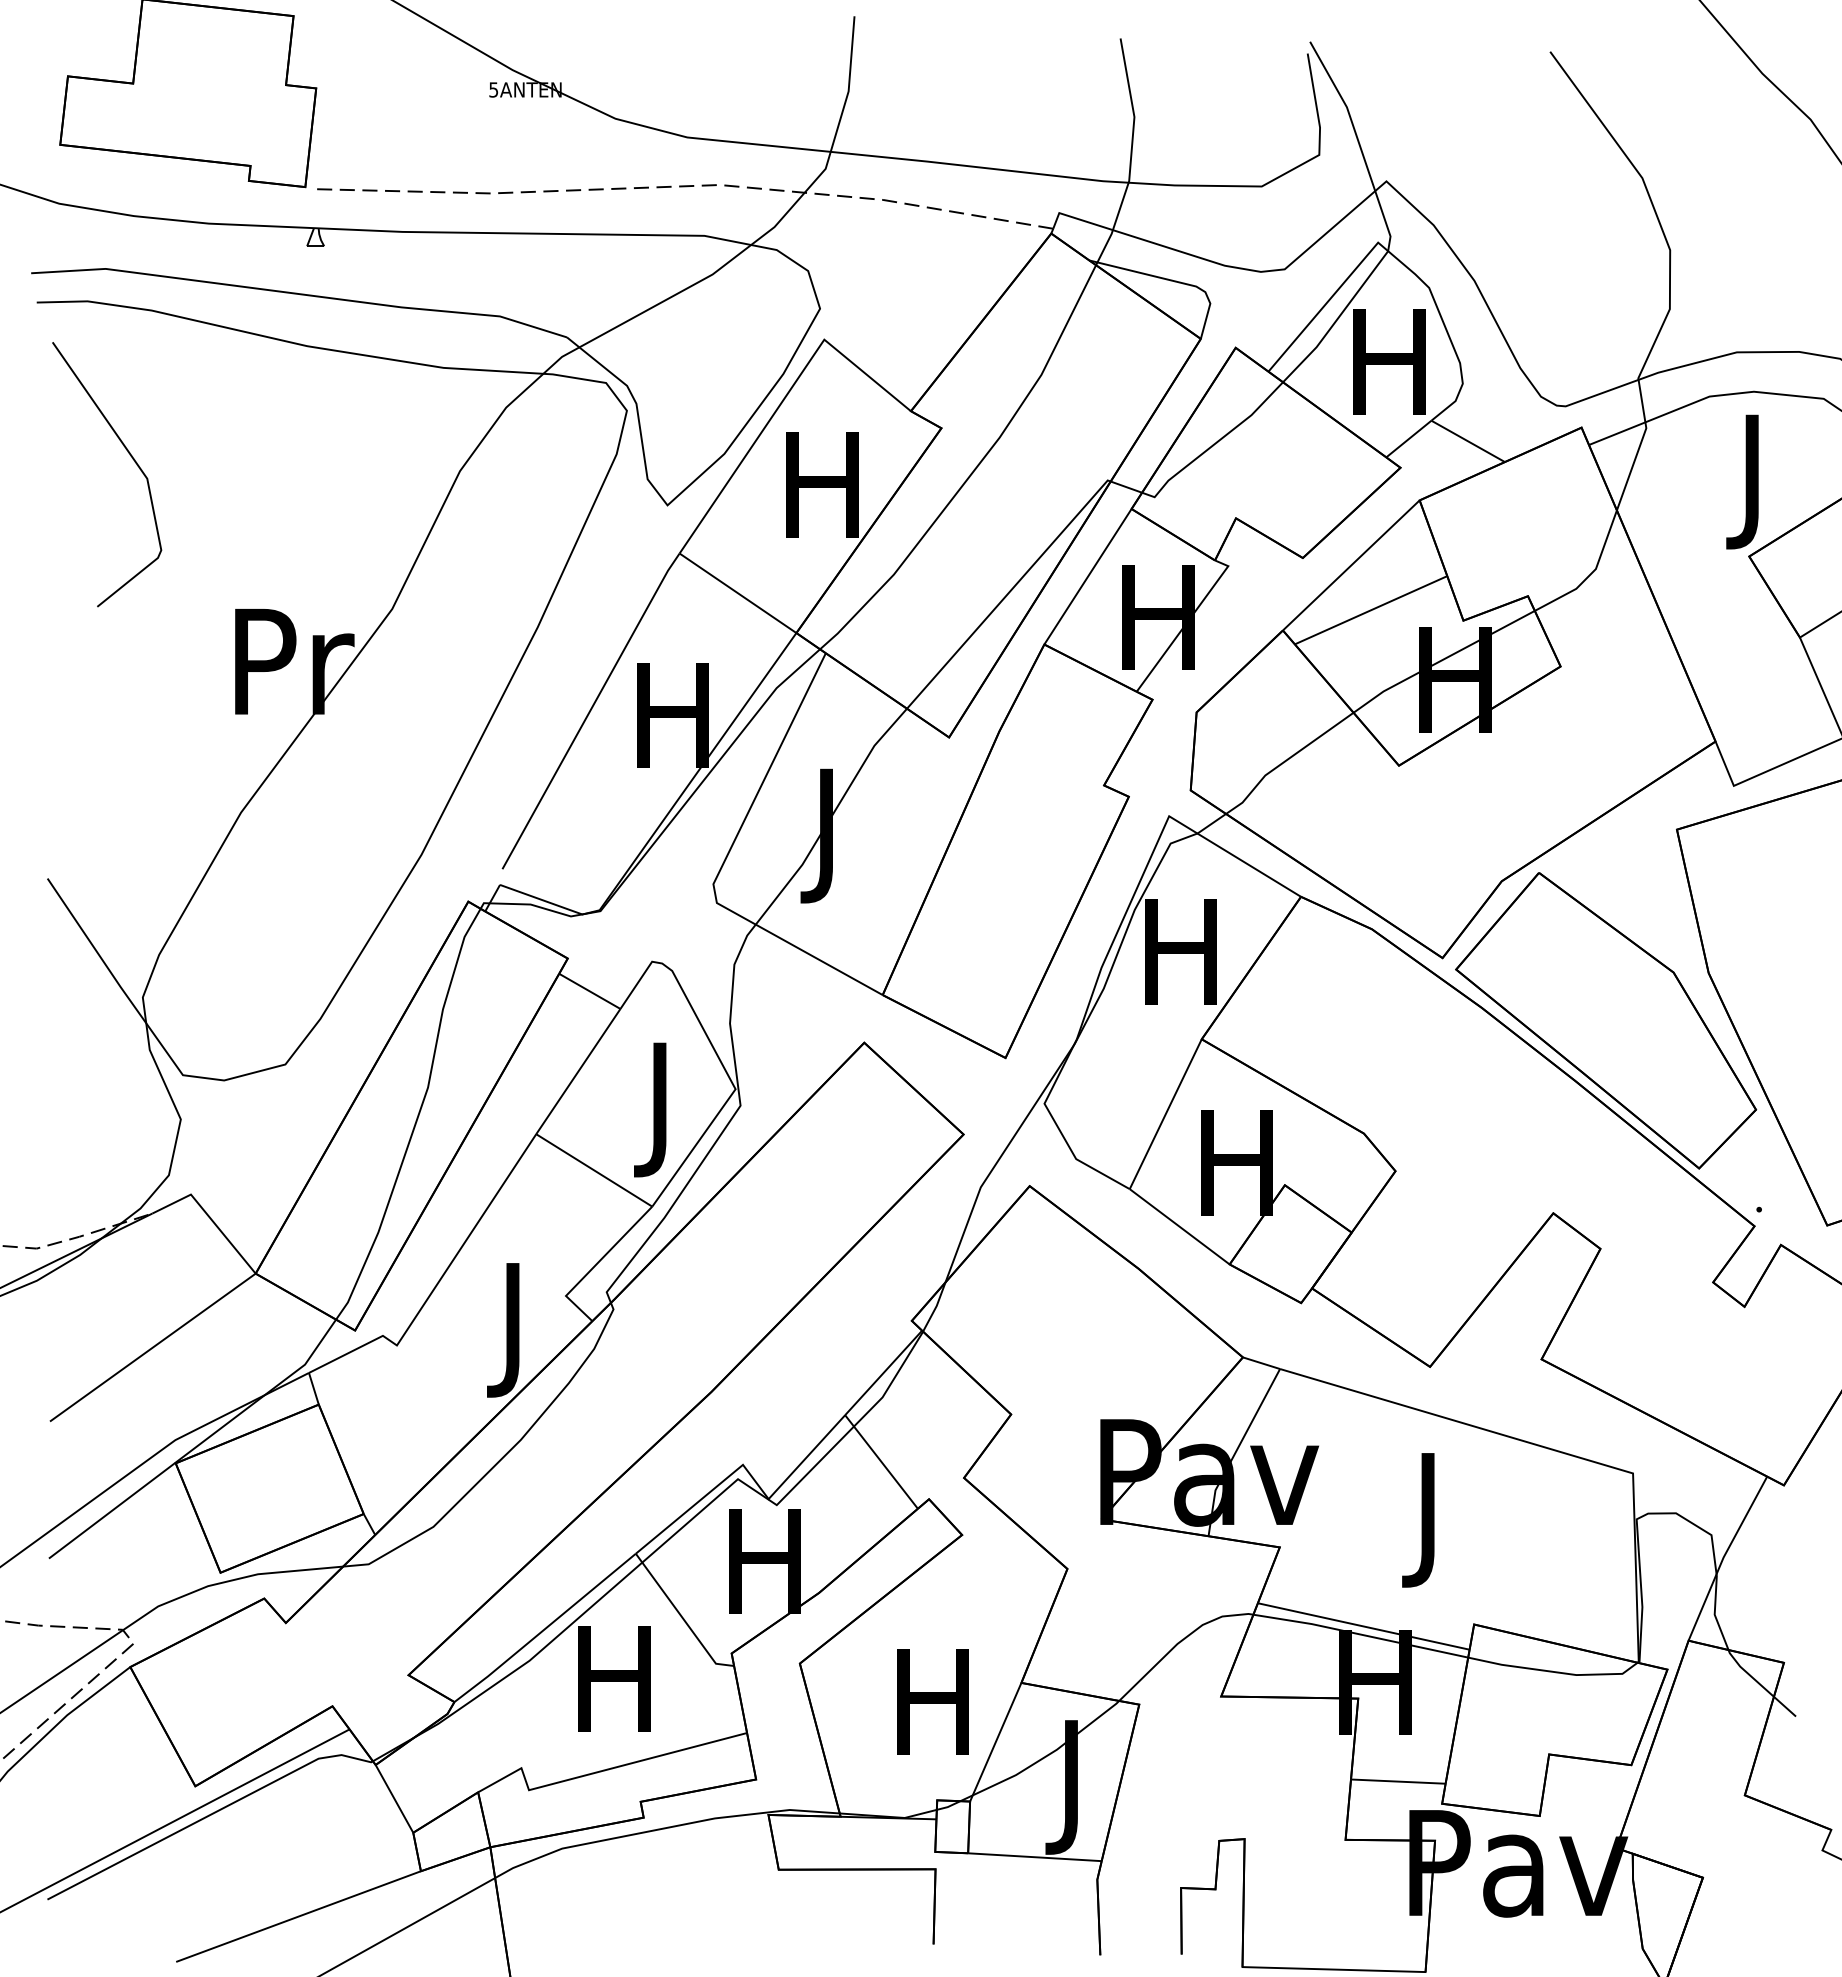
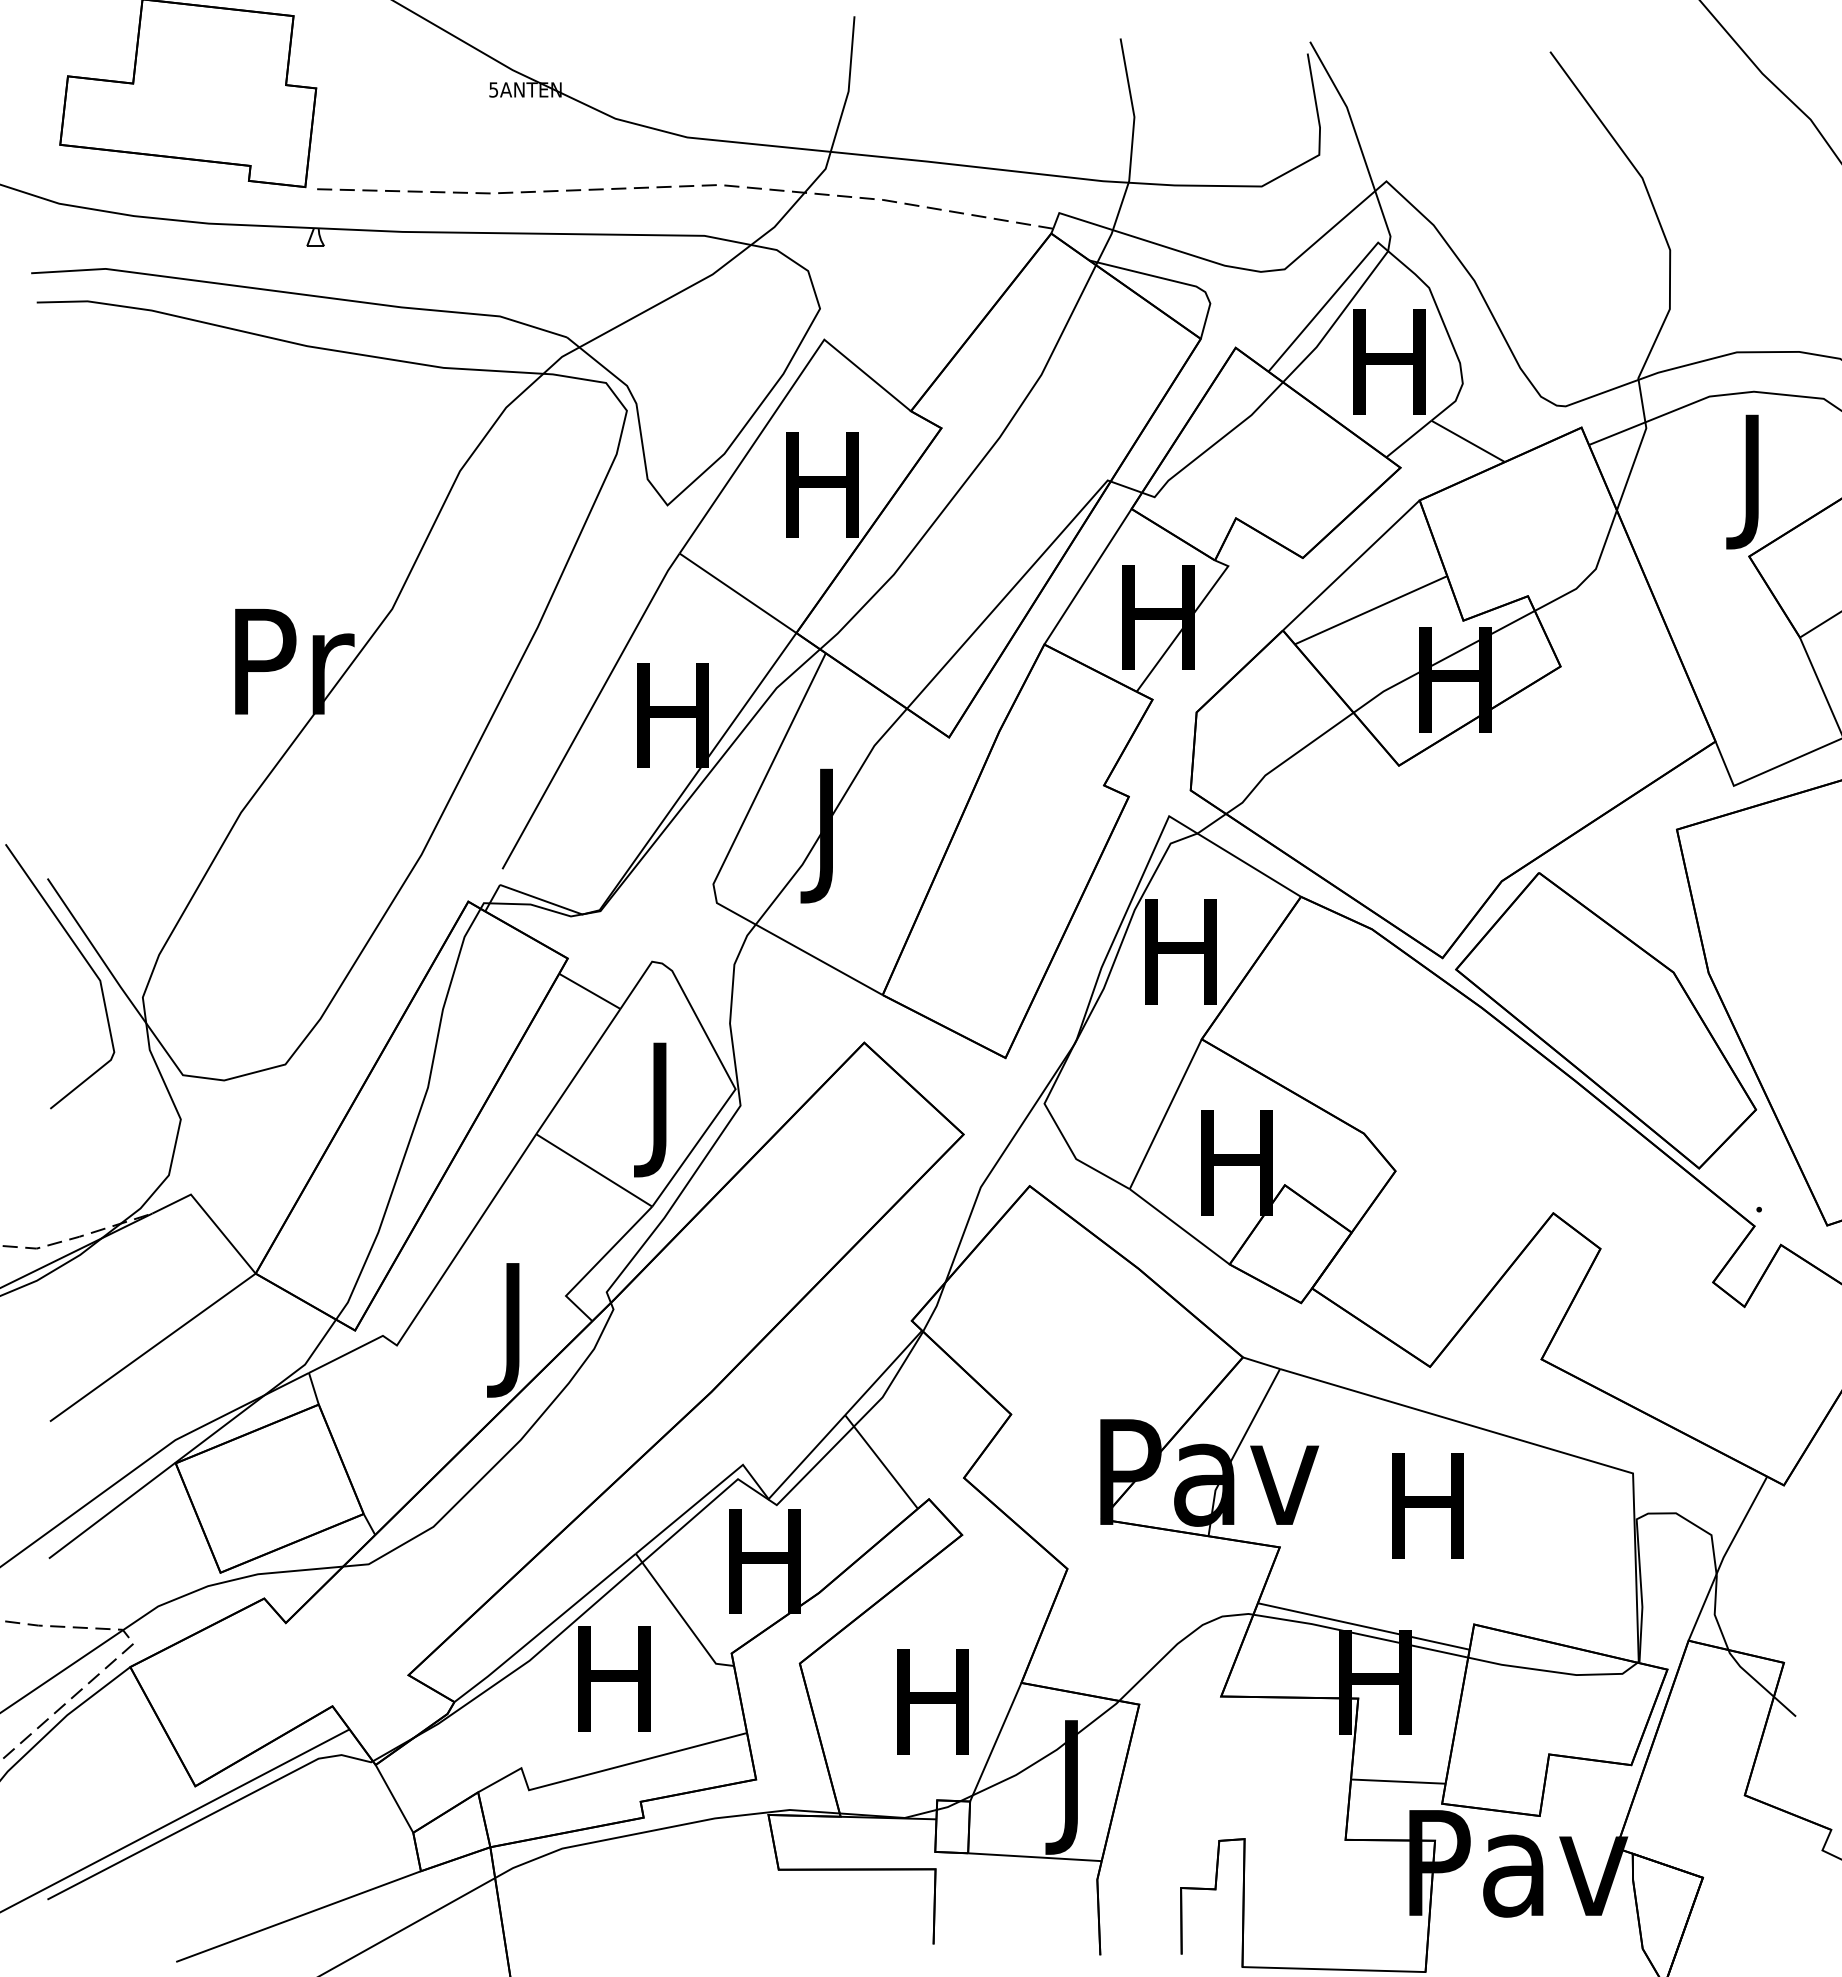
line position: (132, 459) -> (85, 961) (85, 961)
text: J -> H (1427, 1520)
